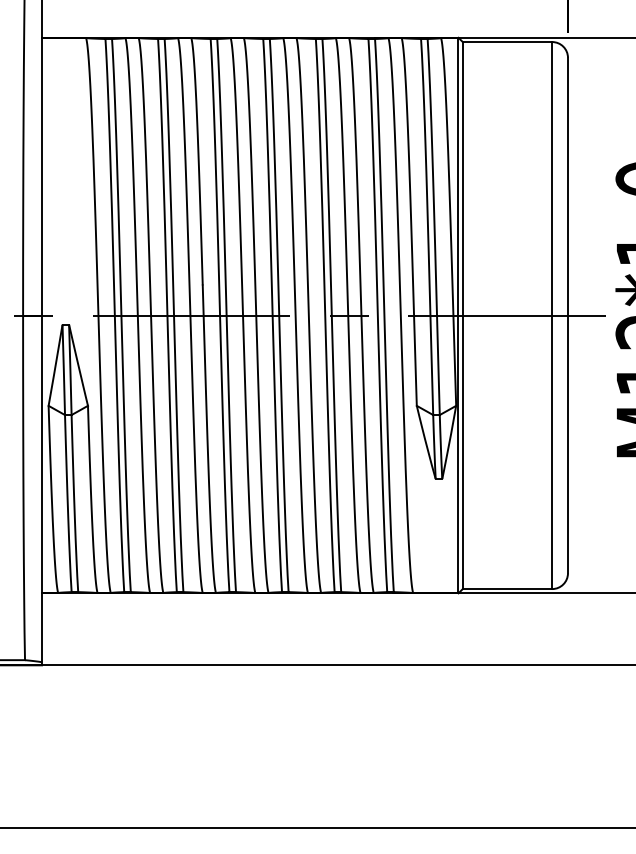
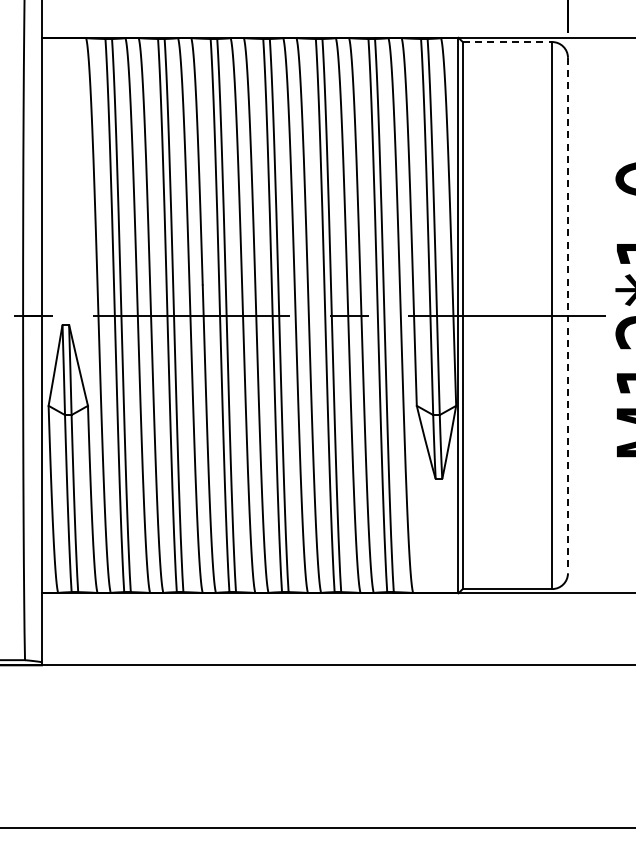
line: solid -> dashed (507, 42)
line: solid -> dashed (567, 315)
